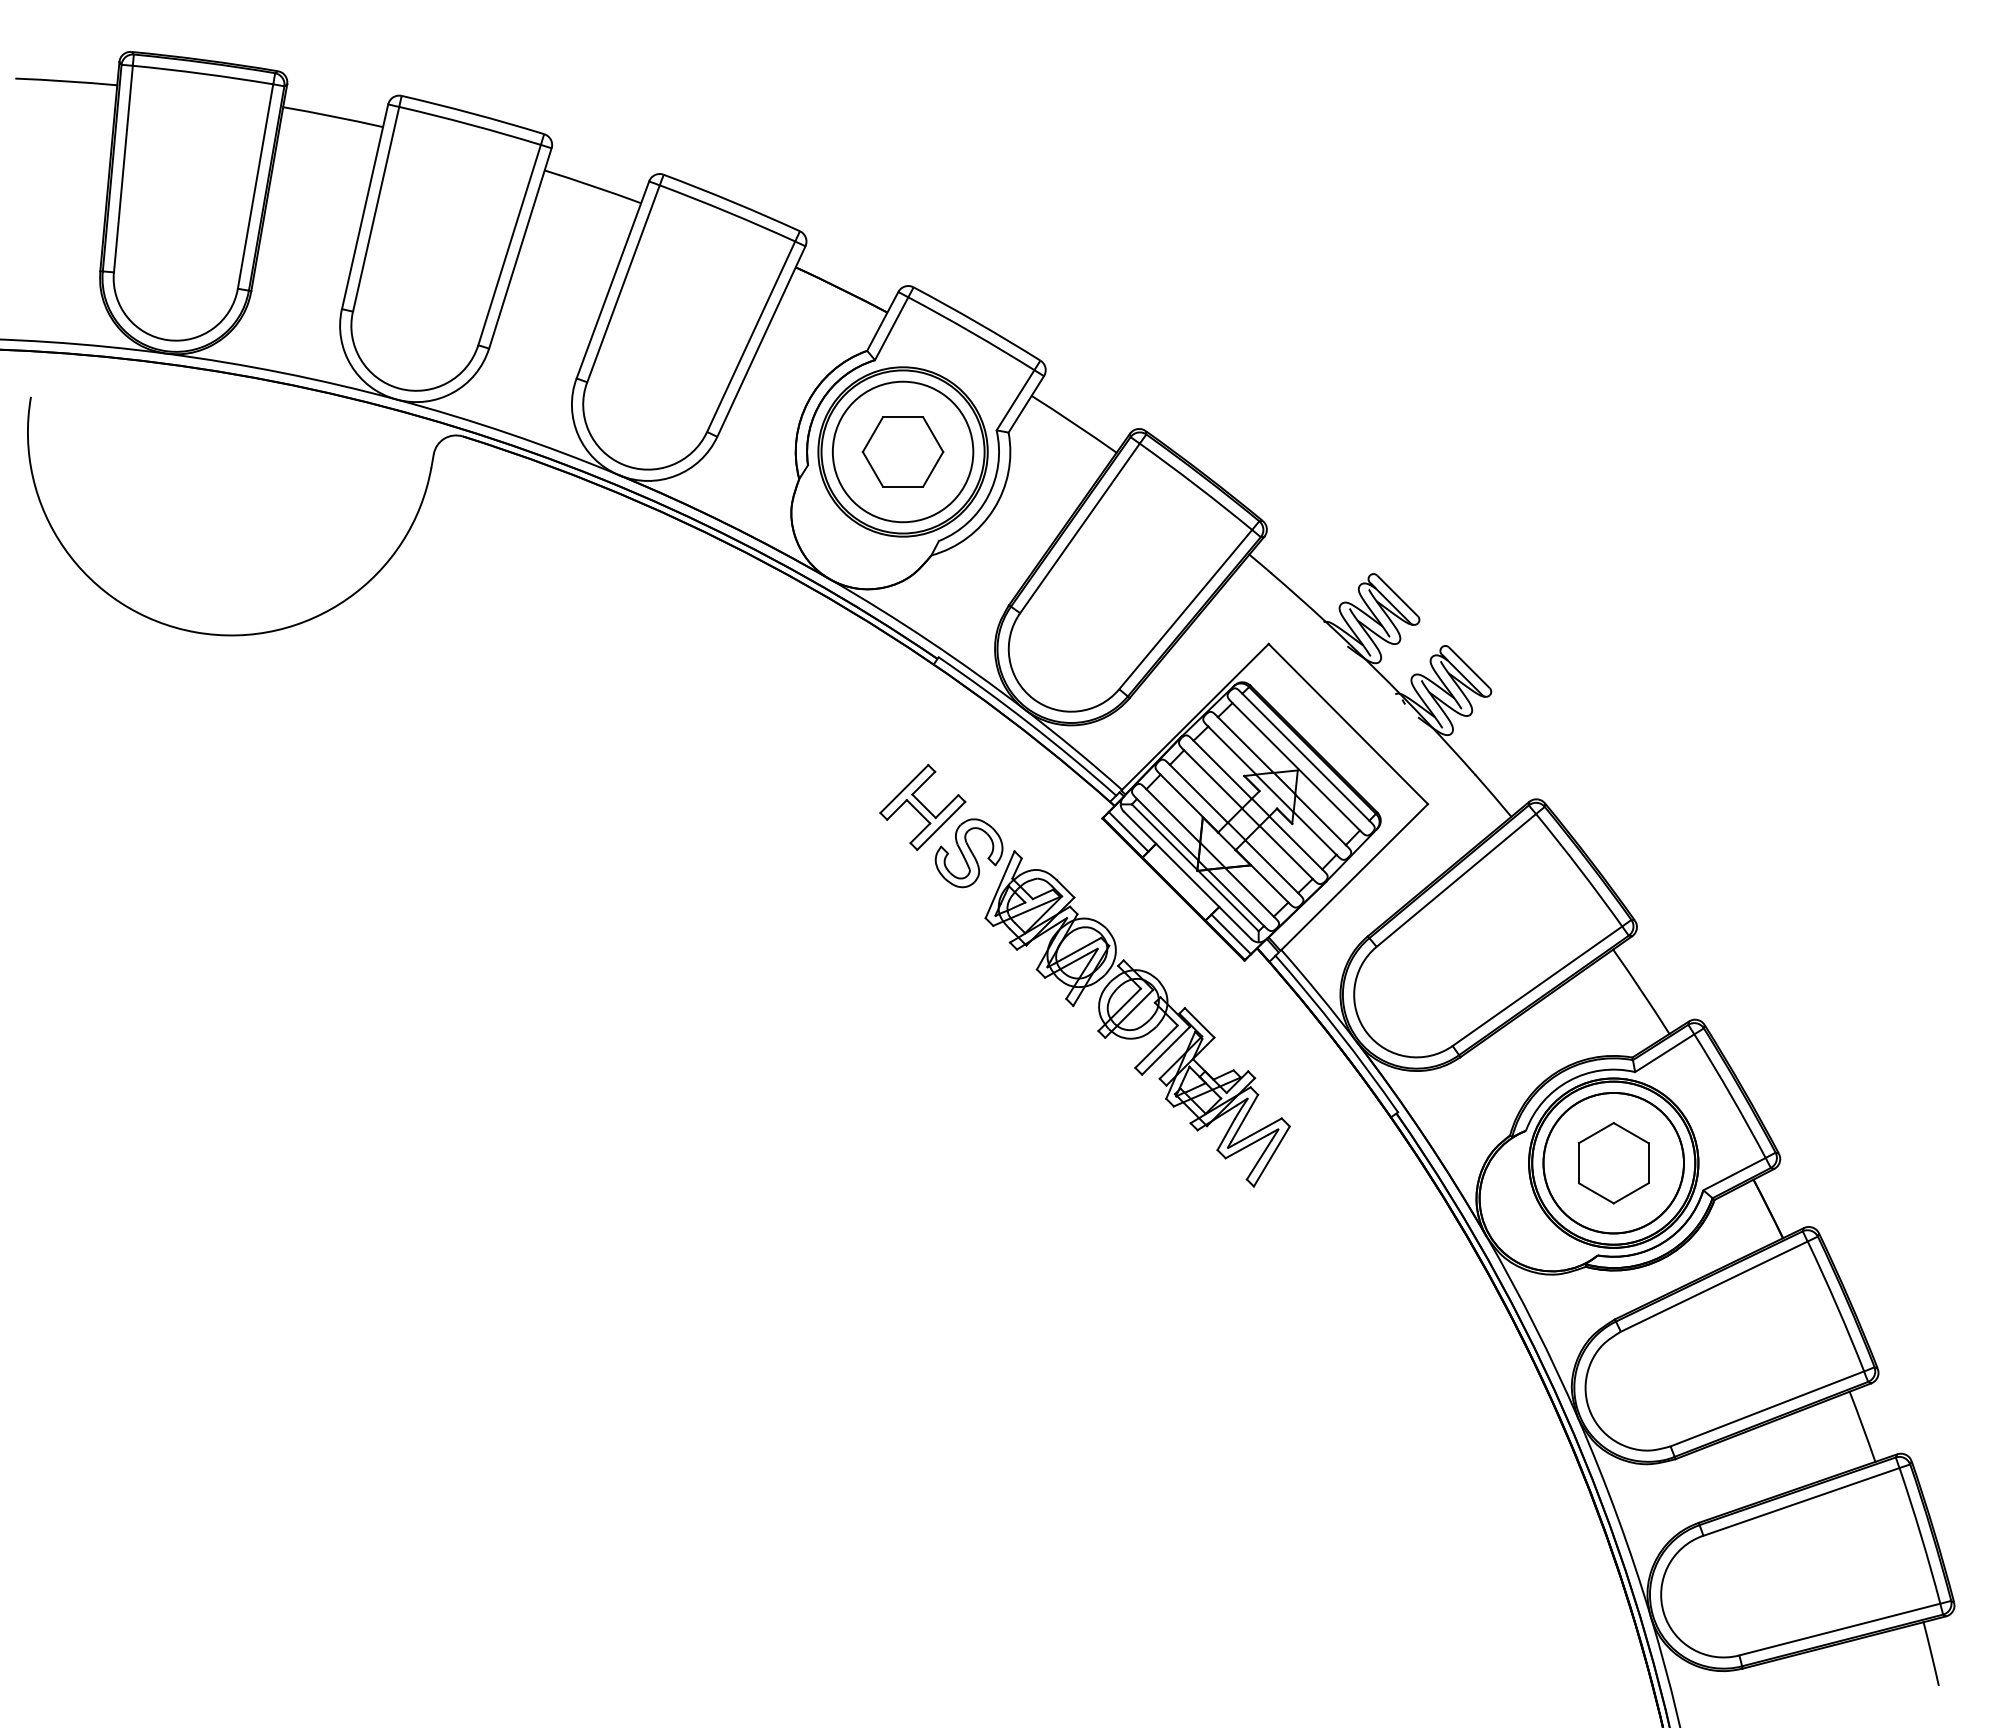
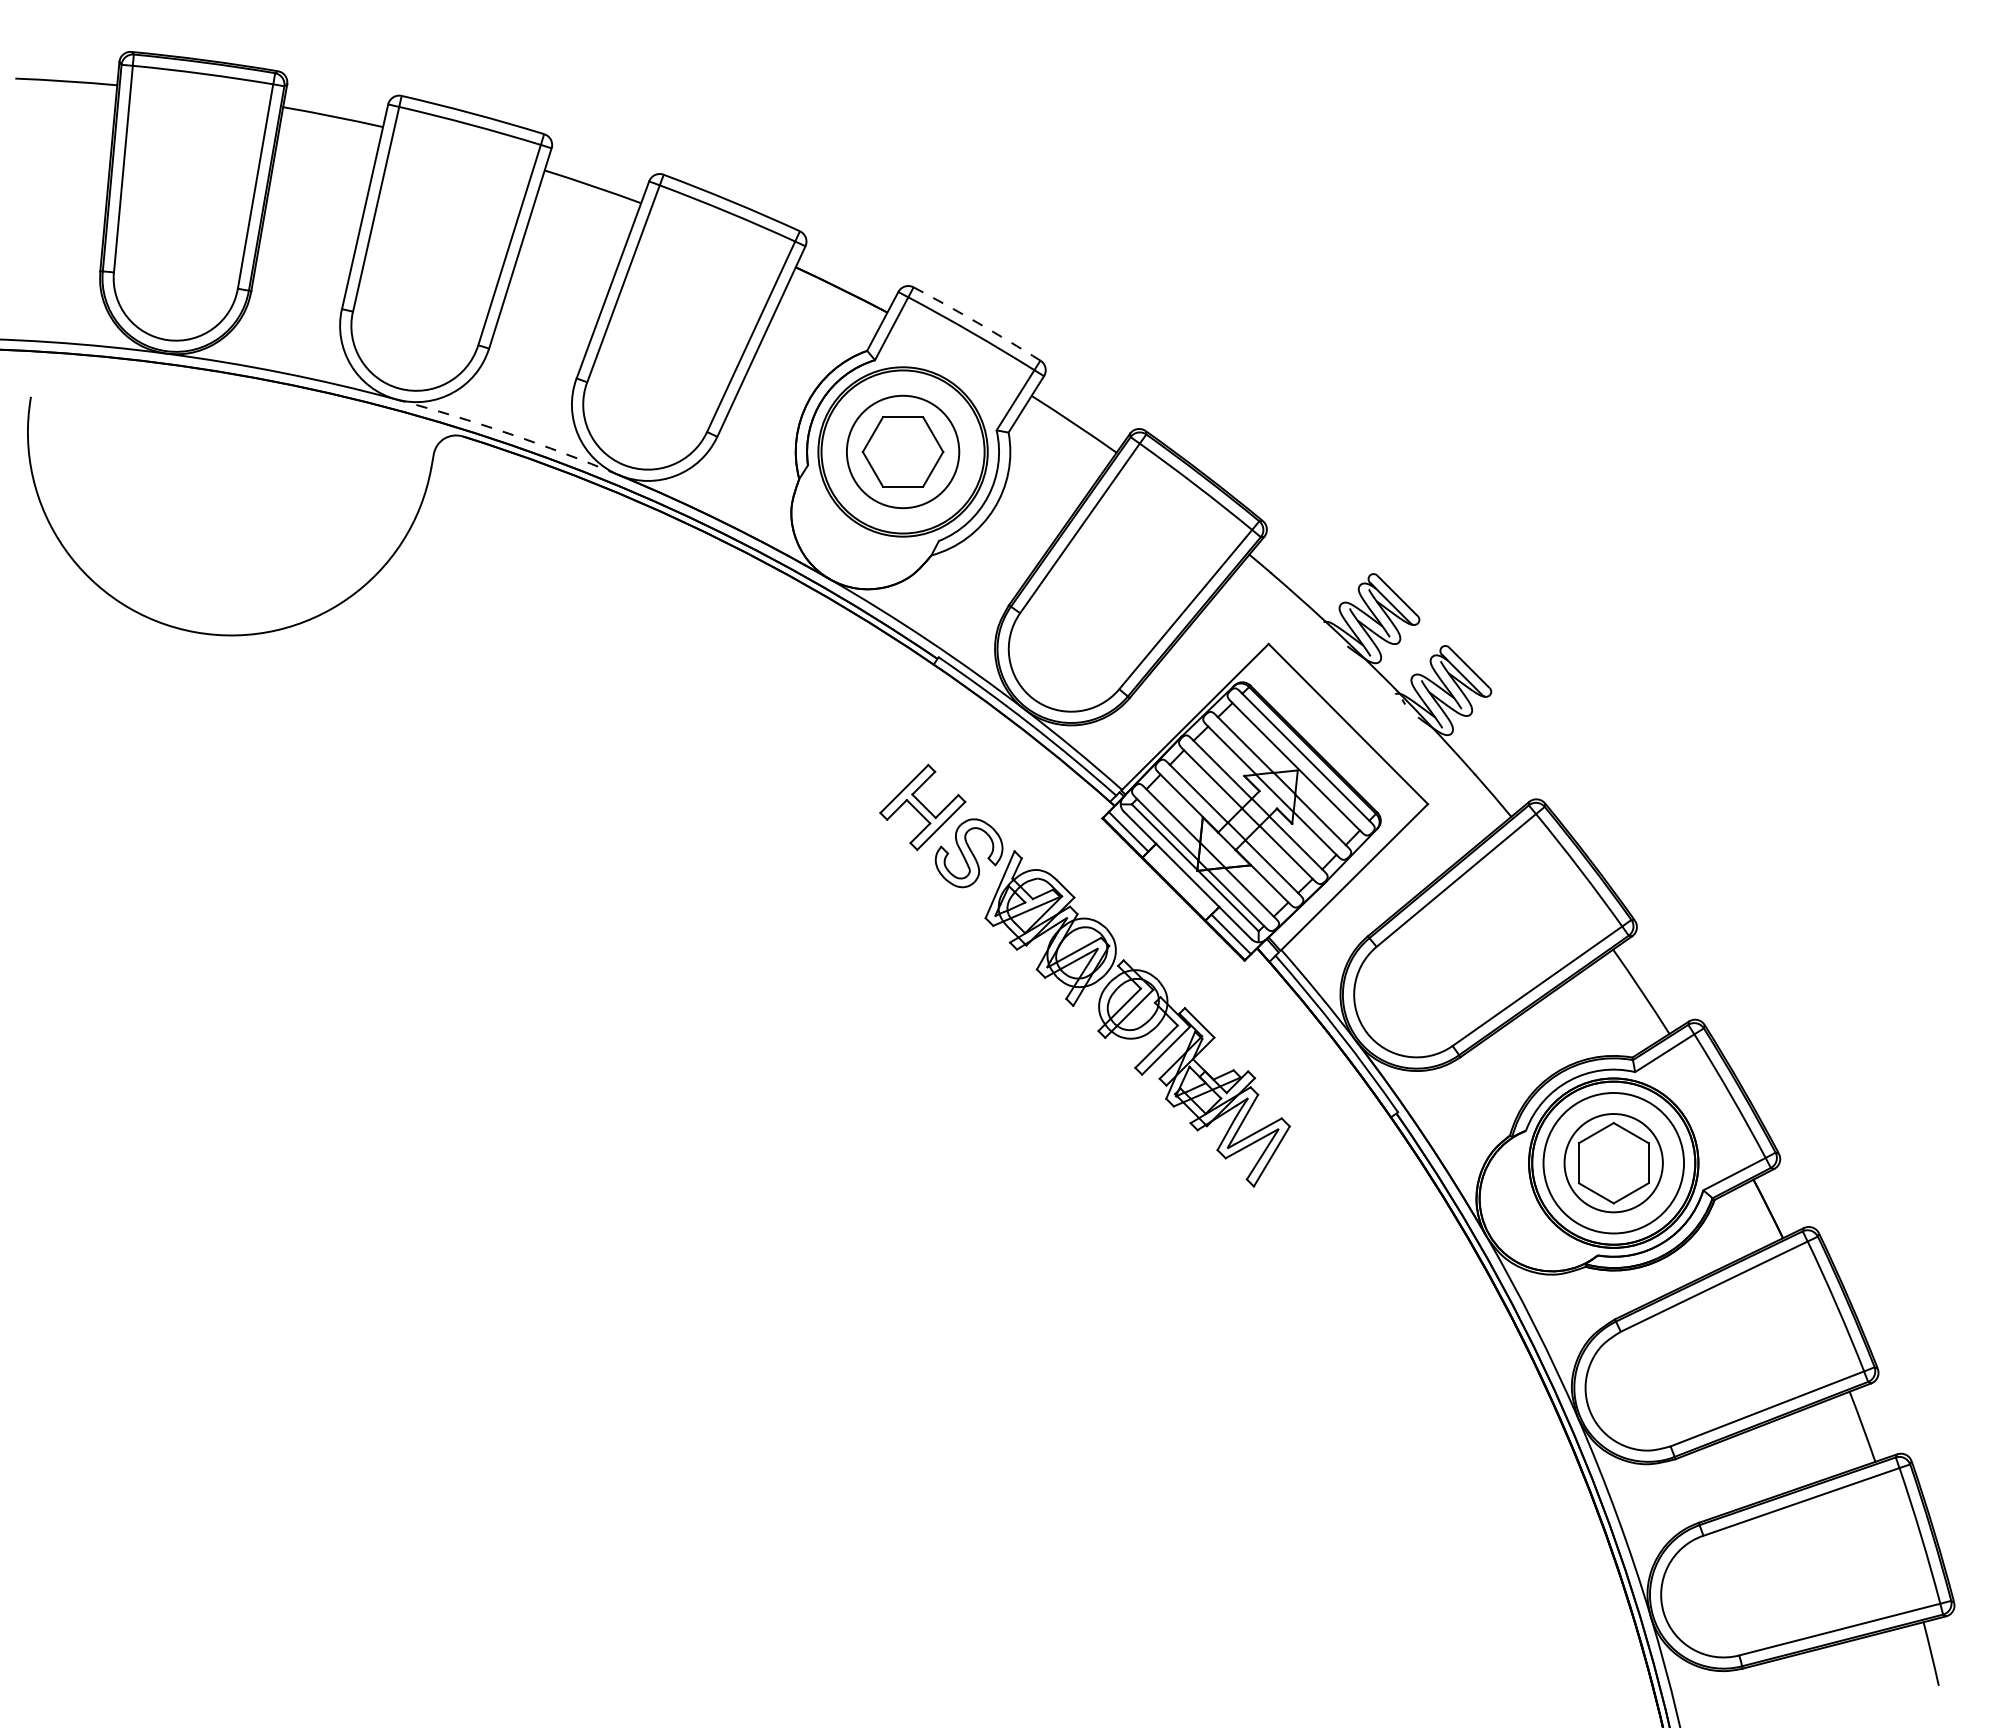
arc: solid -> dashed (977, 322)
arc: solid -> dashed (509, 433)
circle diameter: 140 px -> 112 px (902, 451)
circle diameter: 140 px -> 98 px (1613, 1163)
